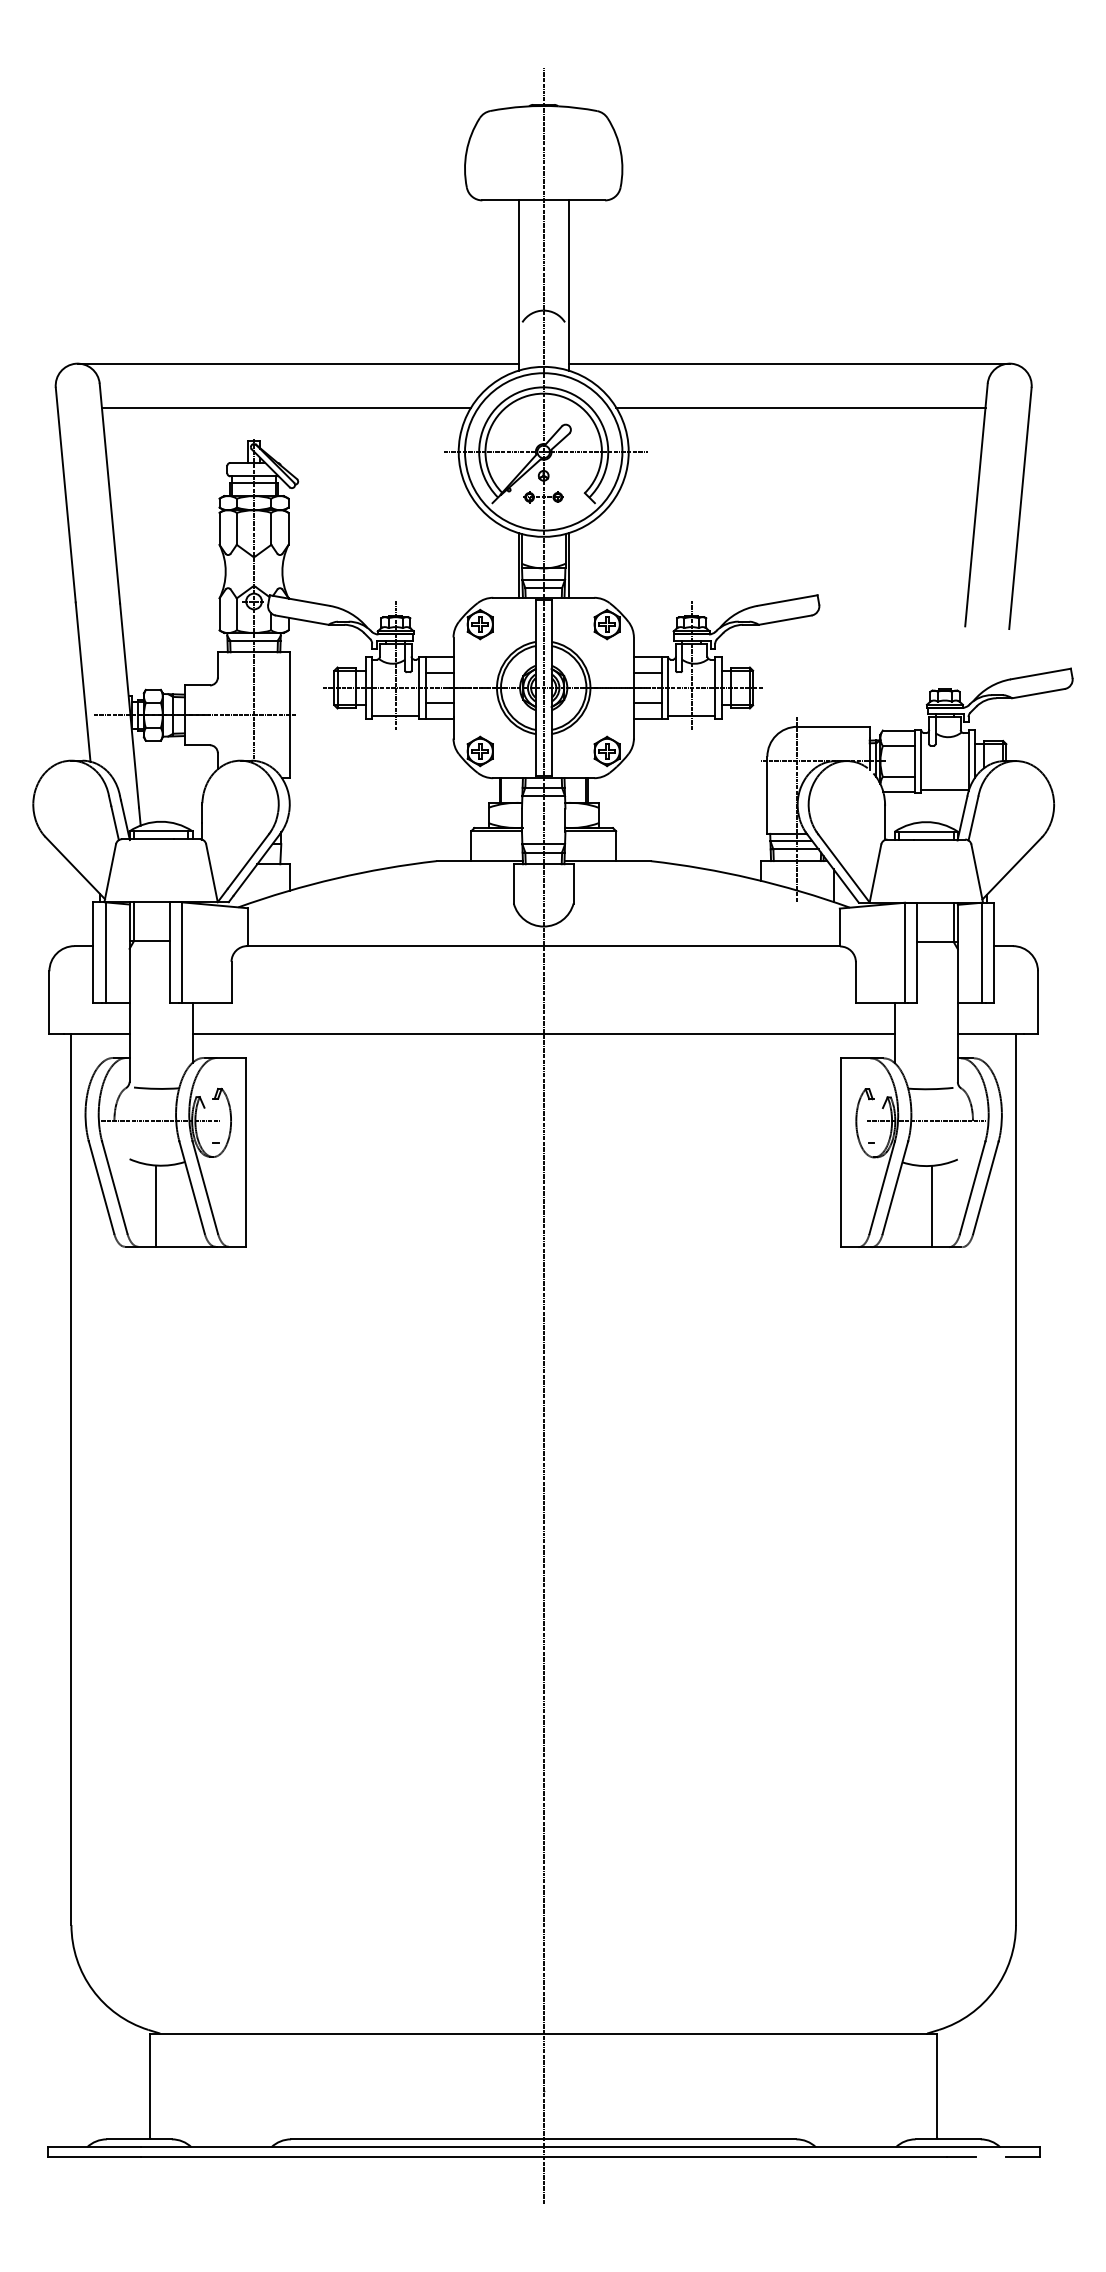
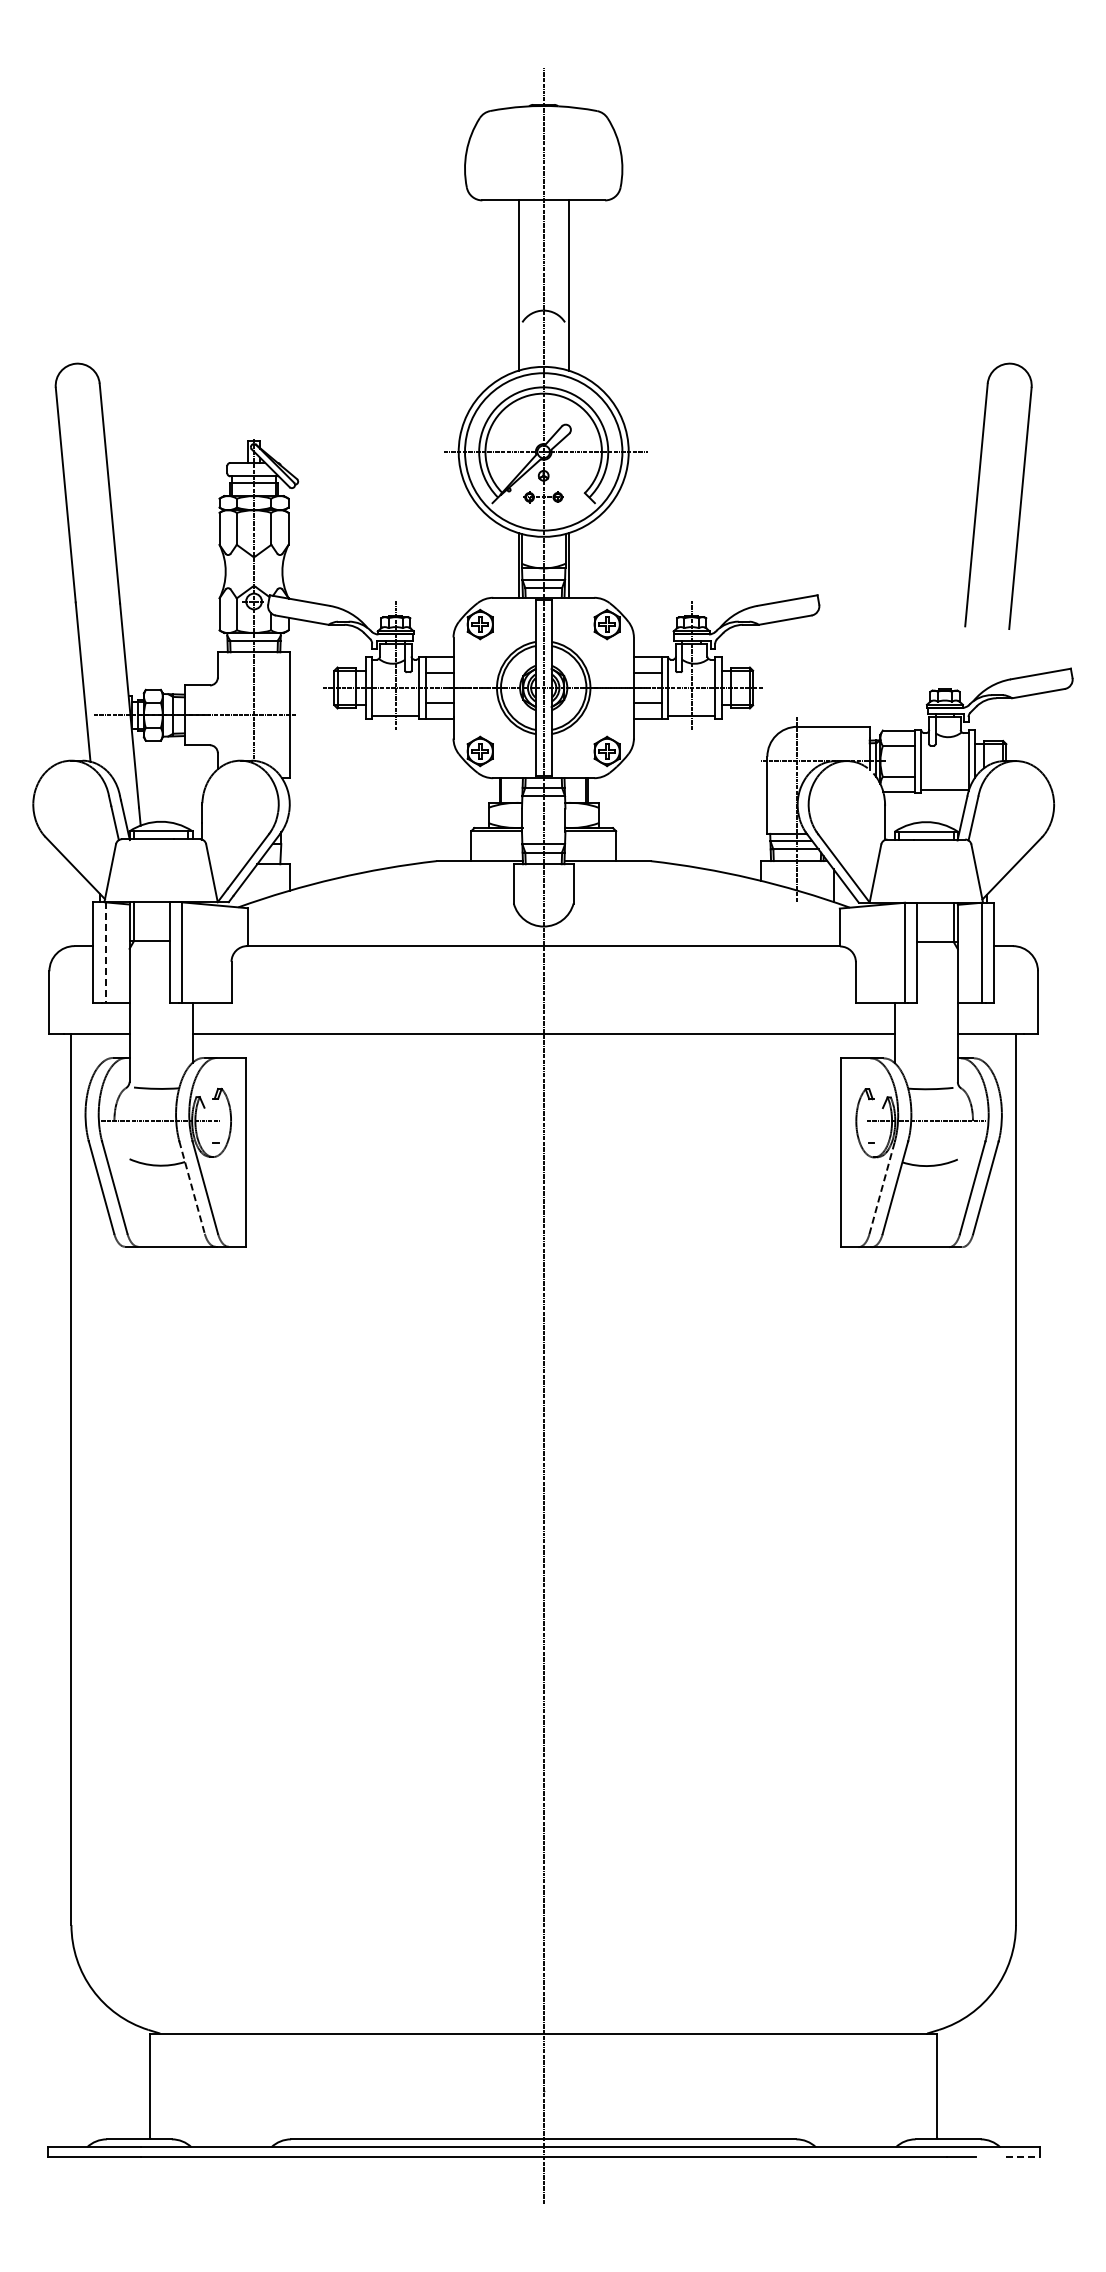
line: present -> none (297, 363)
line: present -> none (788, 363)
line: present -> none (286, 407)
line: present -> none (800, 407)
line: solid -> dashed (105, 953)
line: solid -> dashed (882, 1187)
line: solid -> dashed (192, 1188)
line: present -> none (155, 1205)
line: present -> none (931, 1206)
line: solid -> dashed (1022, 2157)
